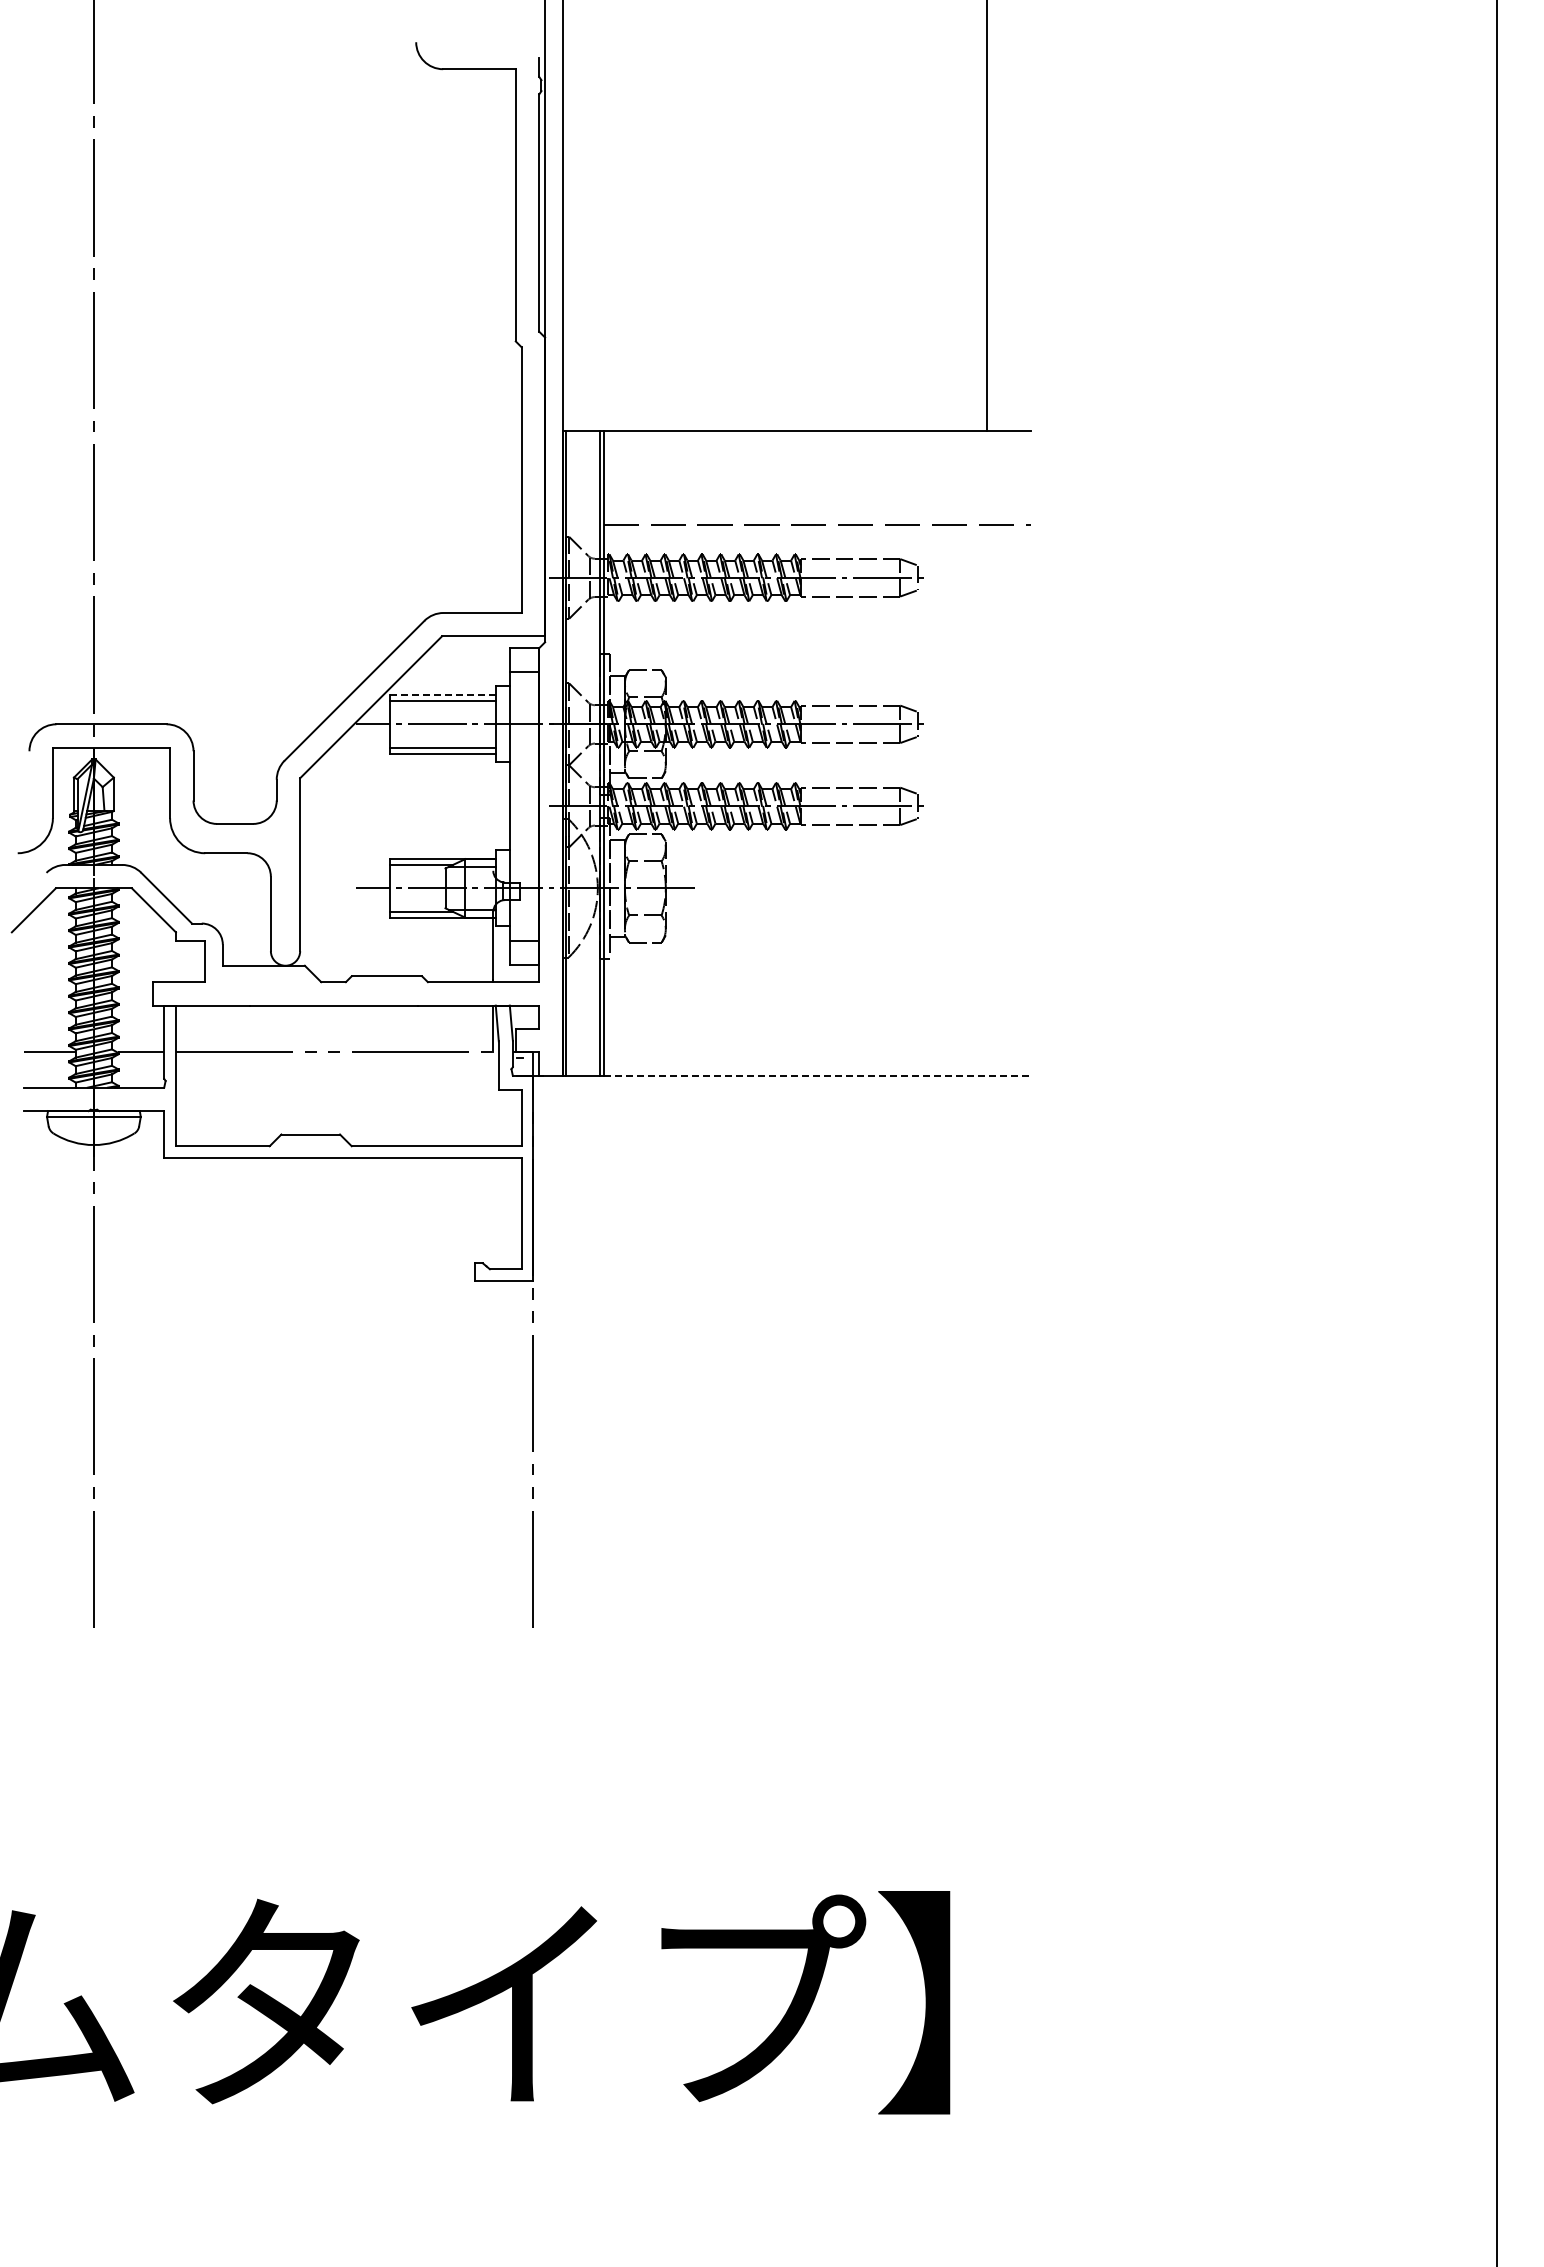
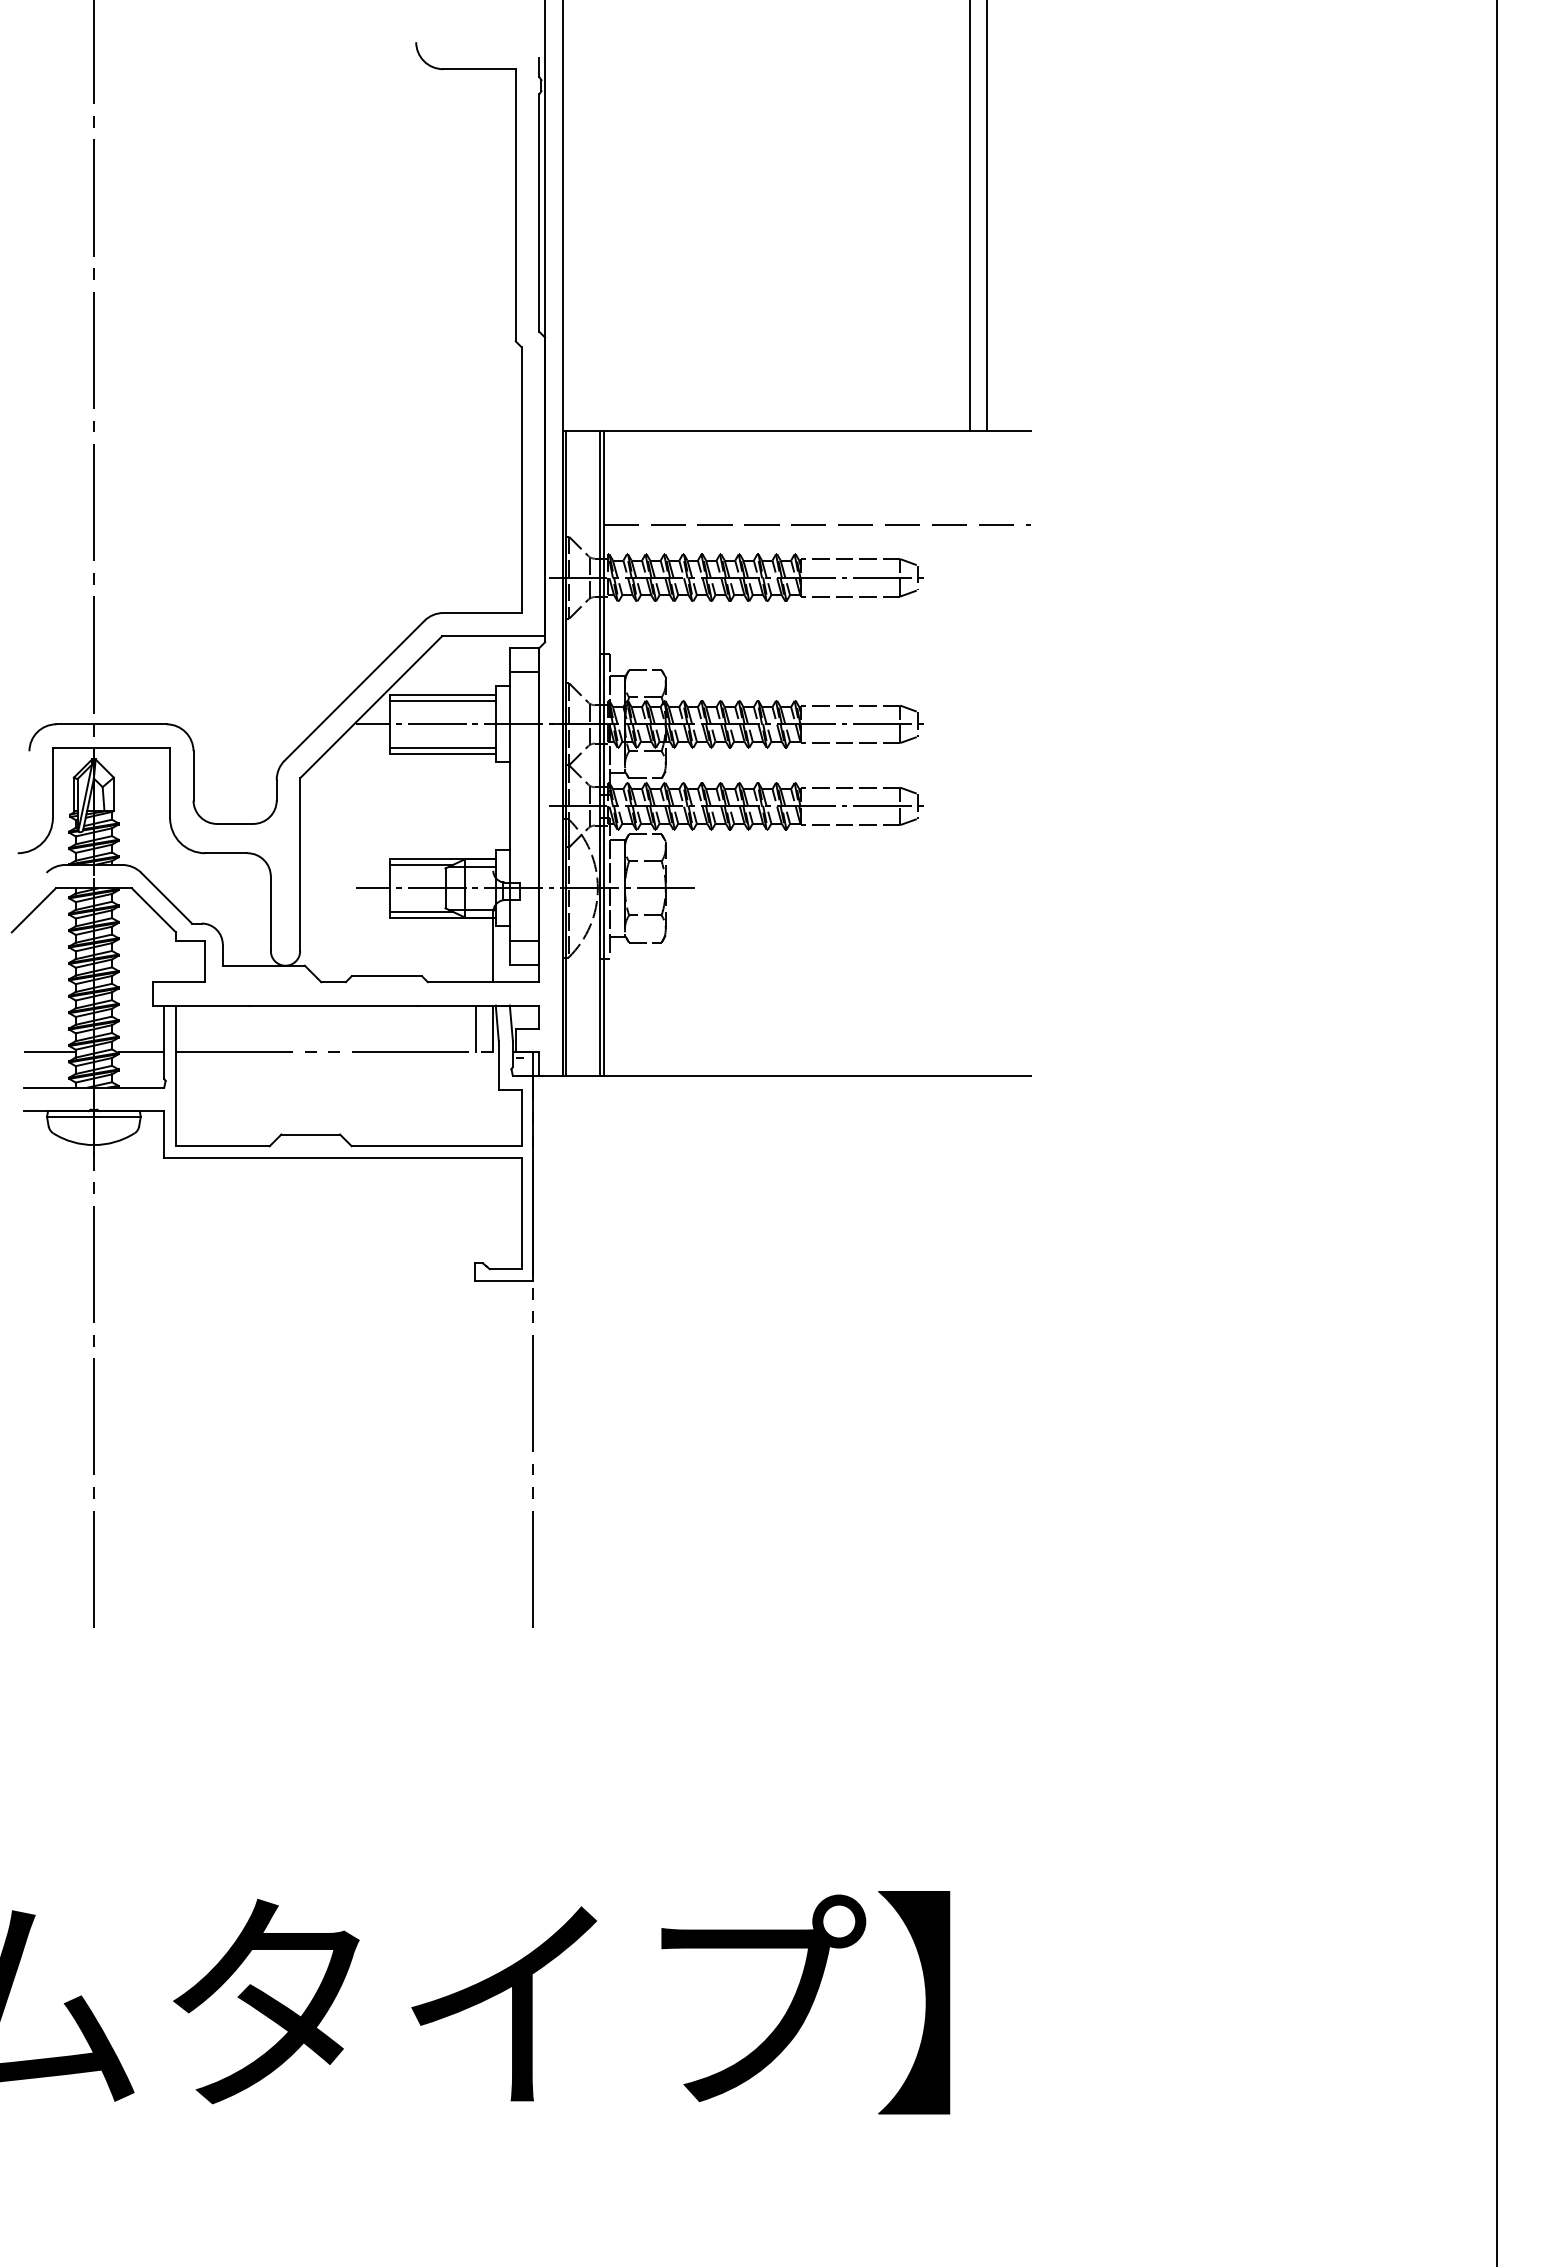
line: none -> present (969, 216)
line: dashed -> solid (443, 695)
line: none -> present (475, 1028)
line: dashed -> solid (817, 1075)
